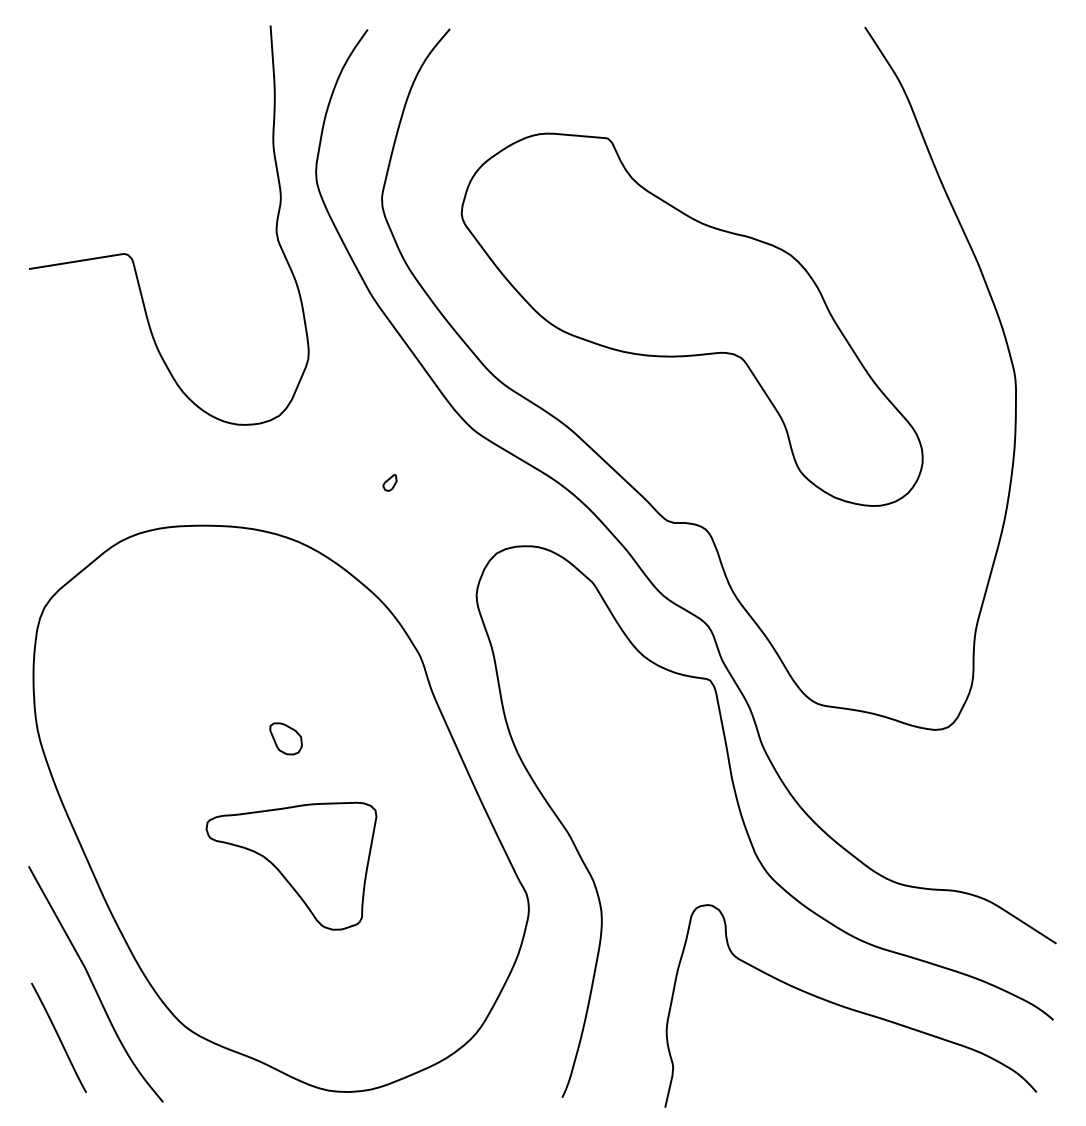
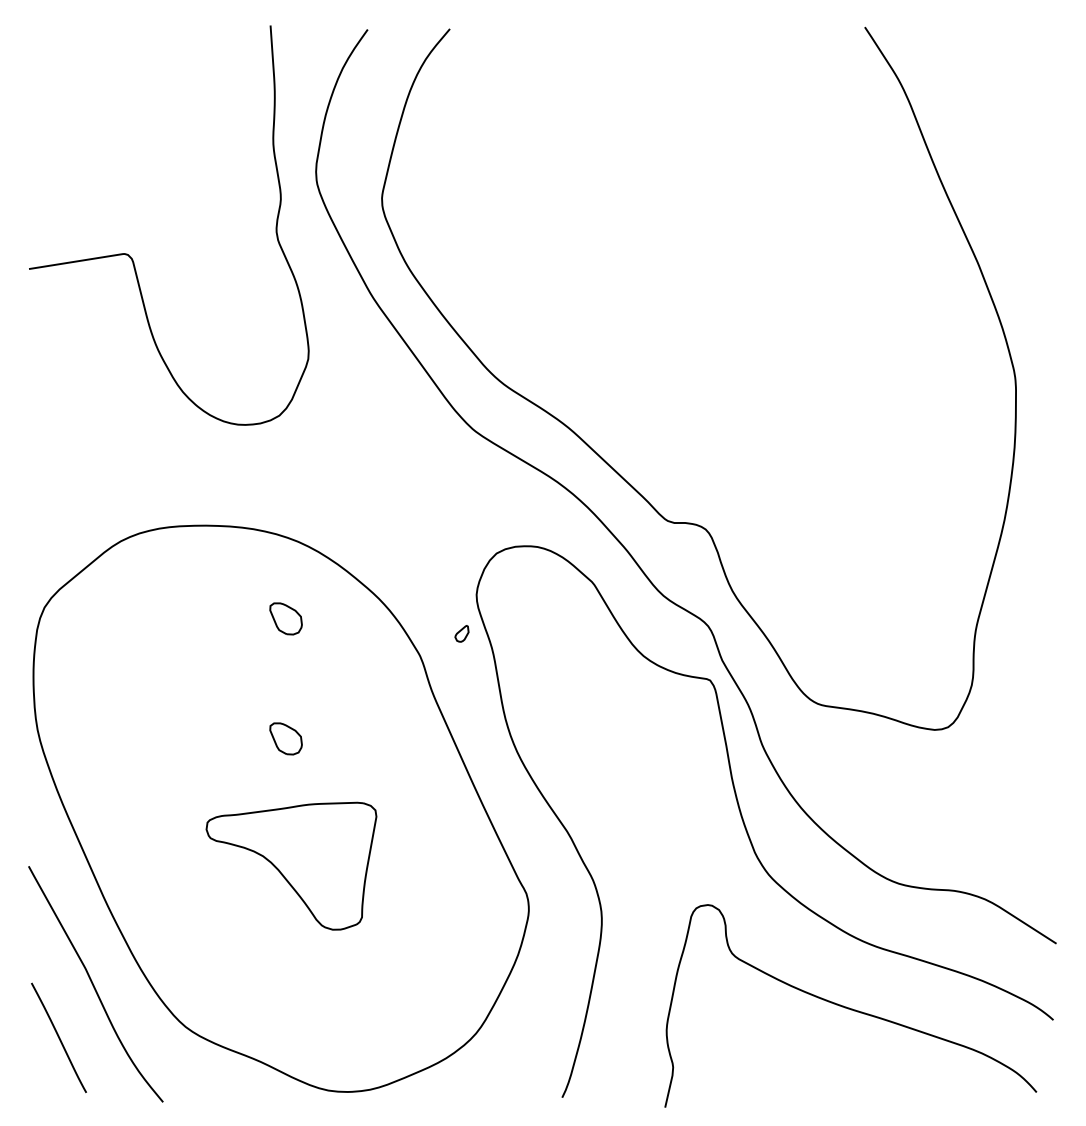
part: present -> none (691, 319)
part position: (389, 482) -> (461, 633) (461, 633)
part: none -> present (285, 618)
